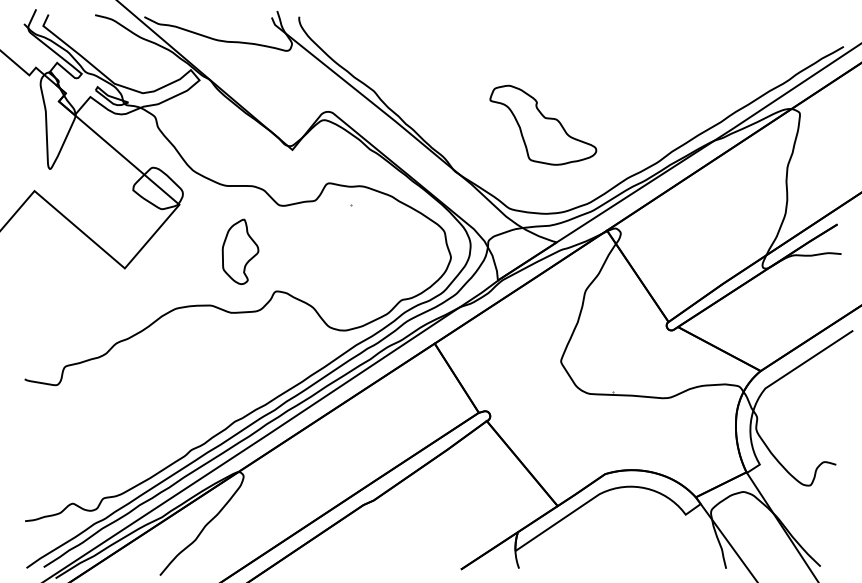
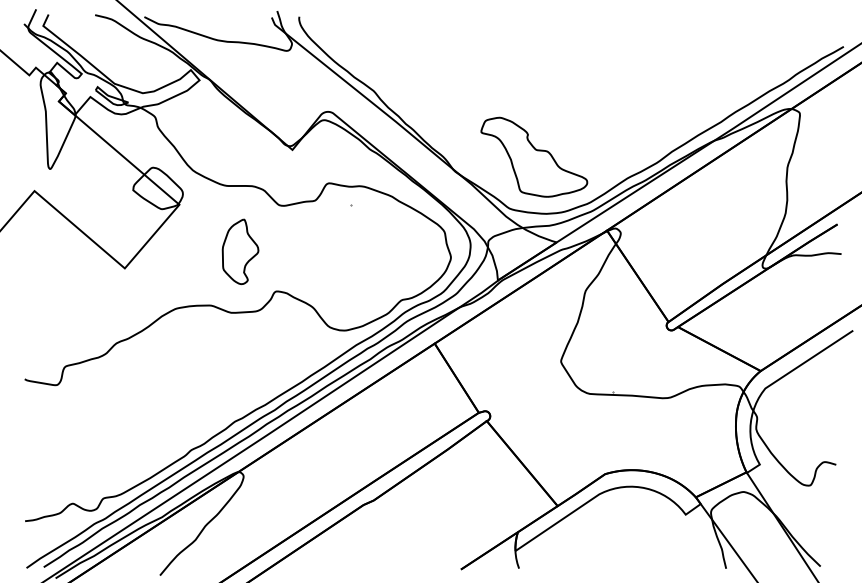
part position: (543, 124) -> (534, 156) (534, 156)
